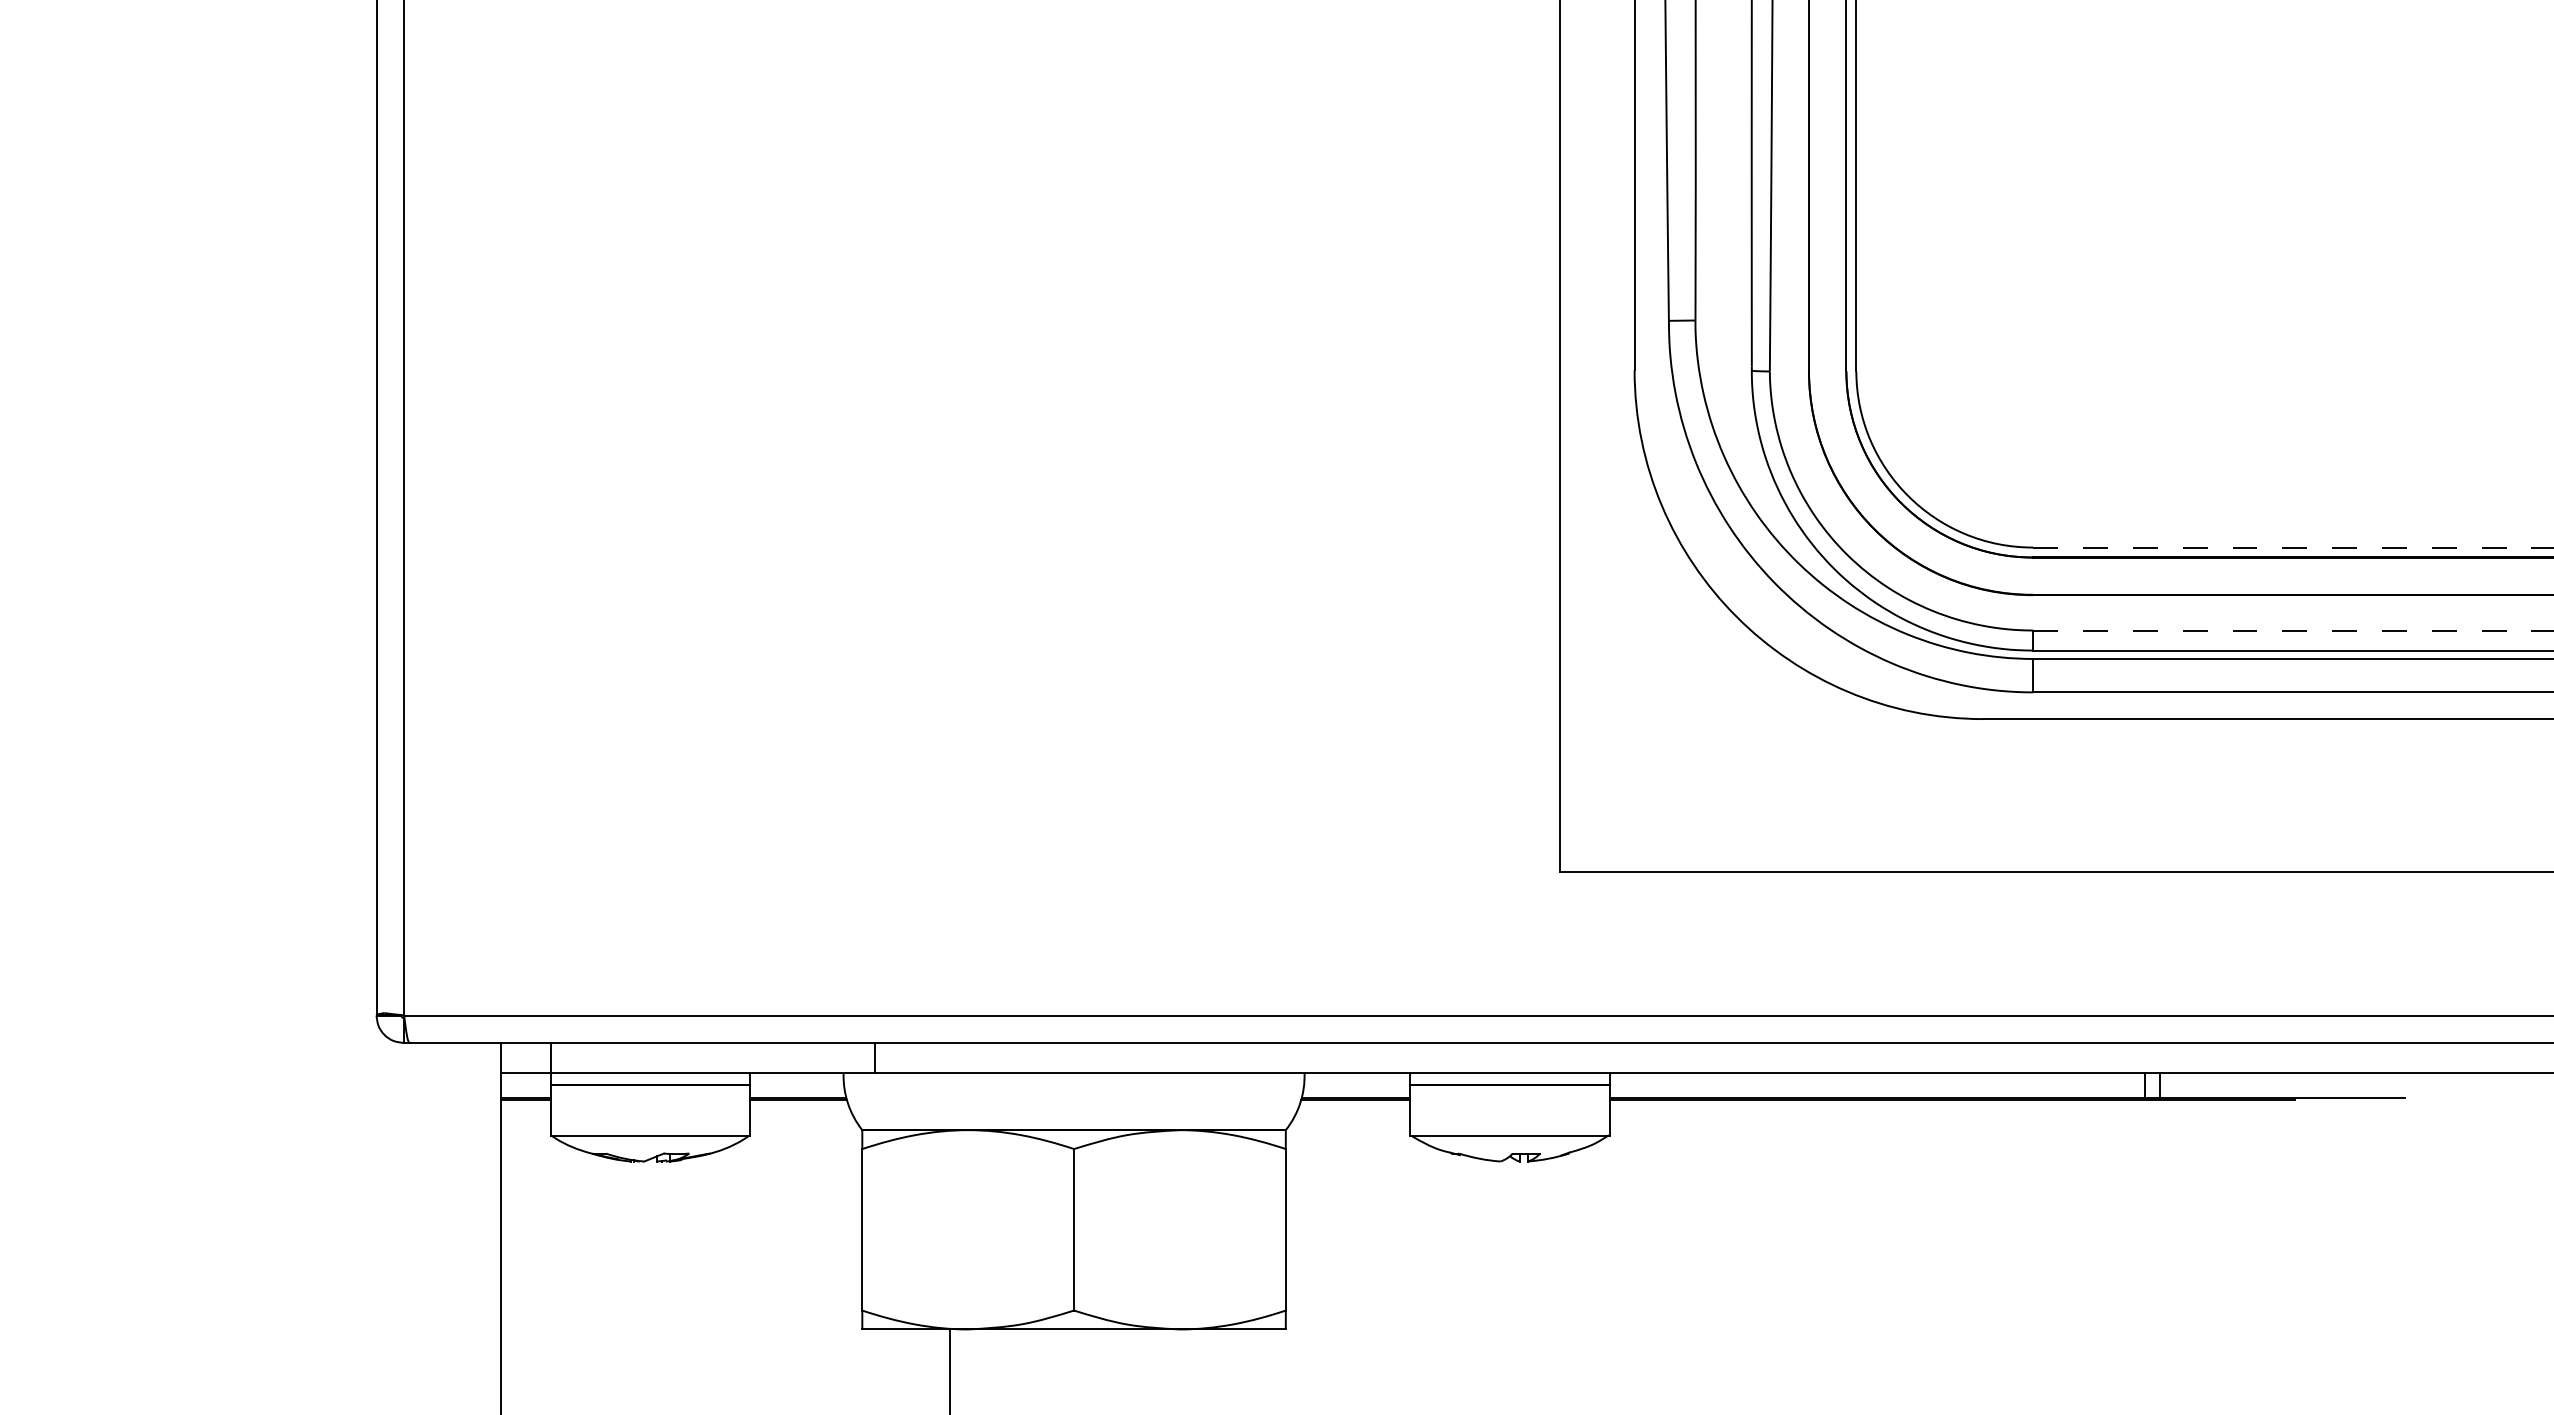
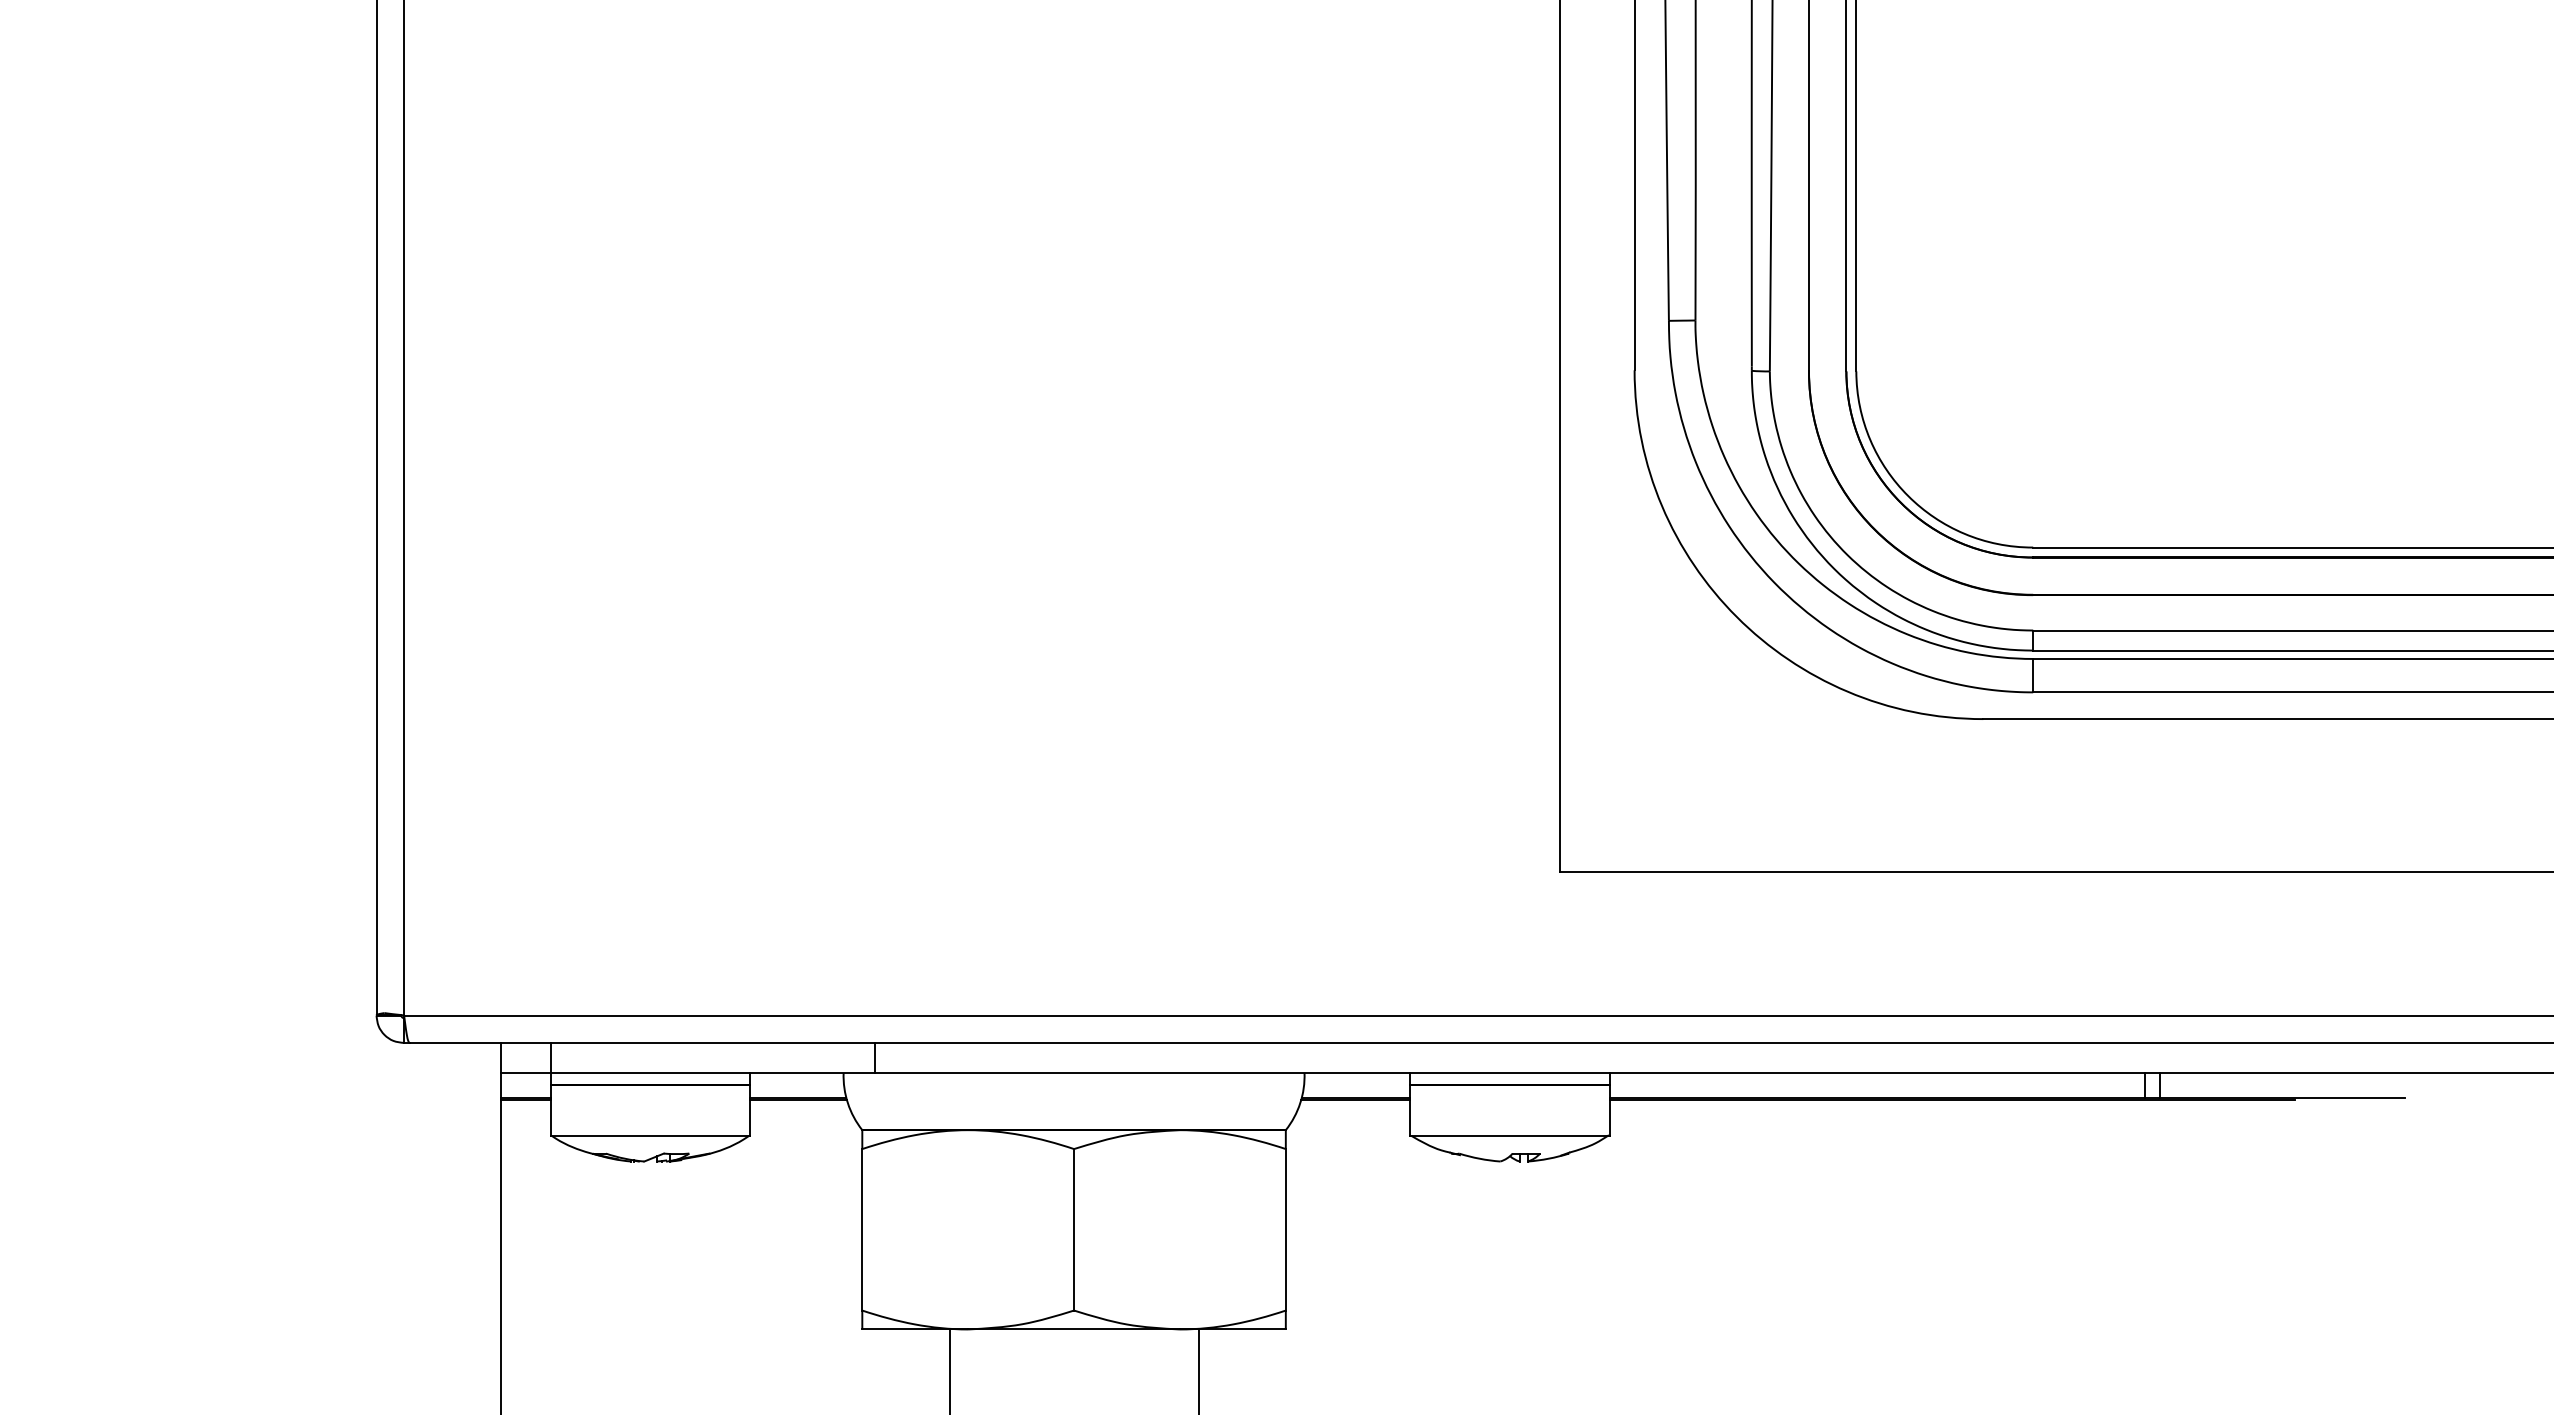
line: dashed -> solid (2293, 547)
line: dashed -> solid (2293, 630)
line: none -> present (1198, 1370)
